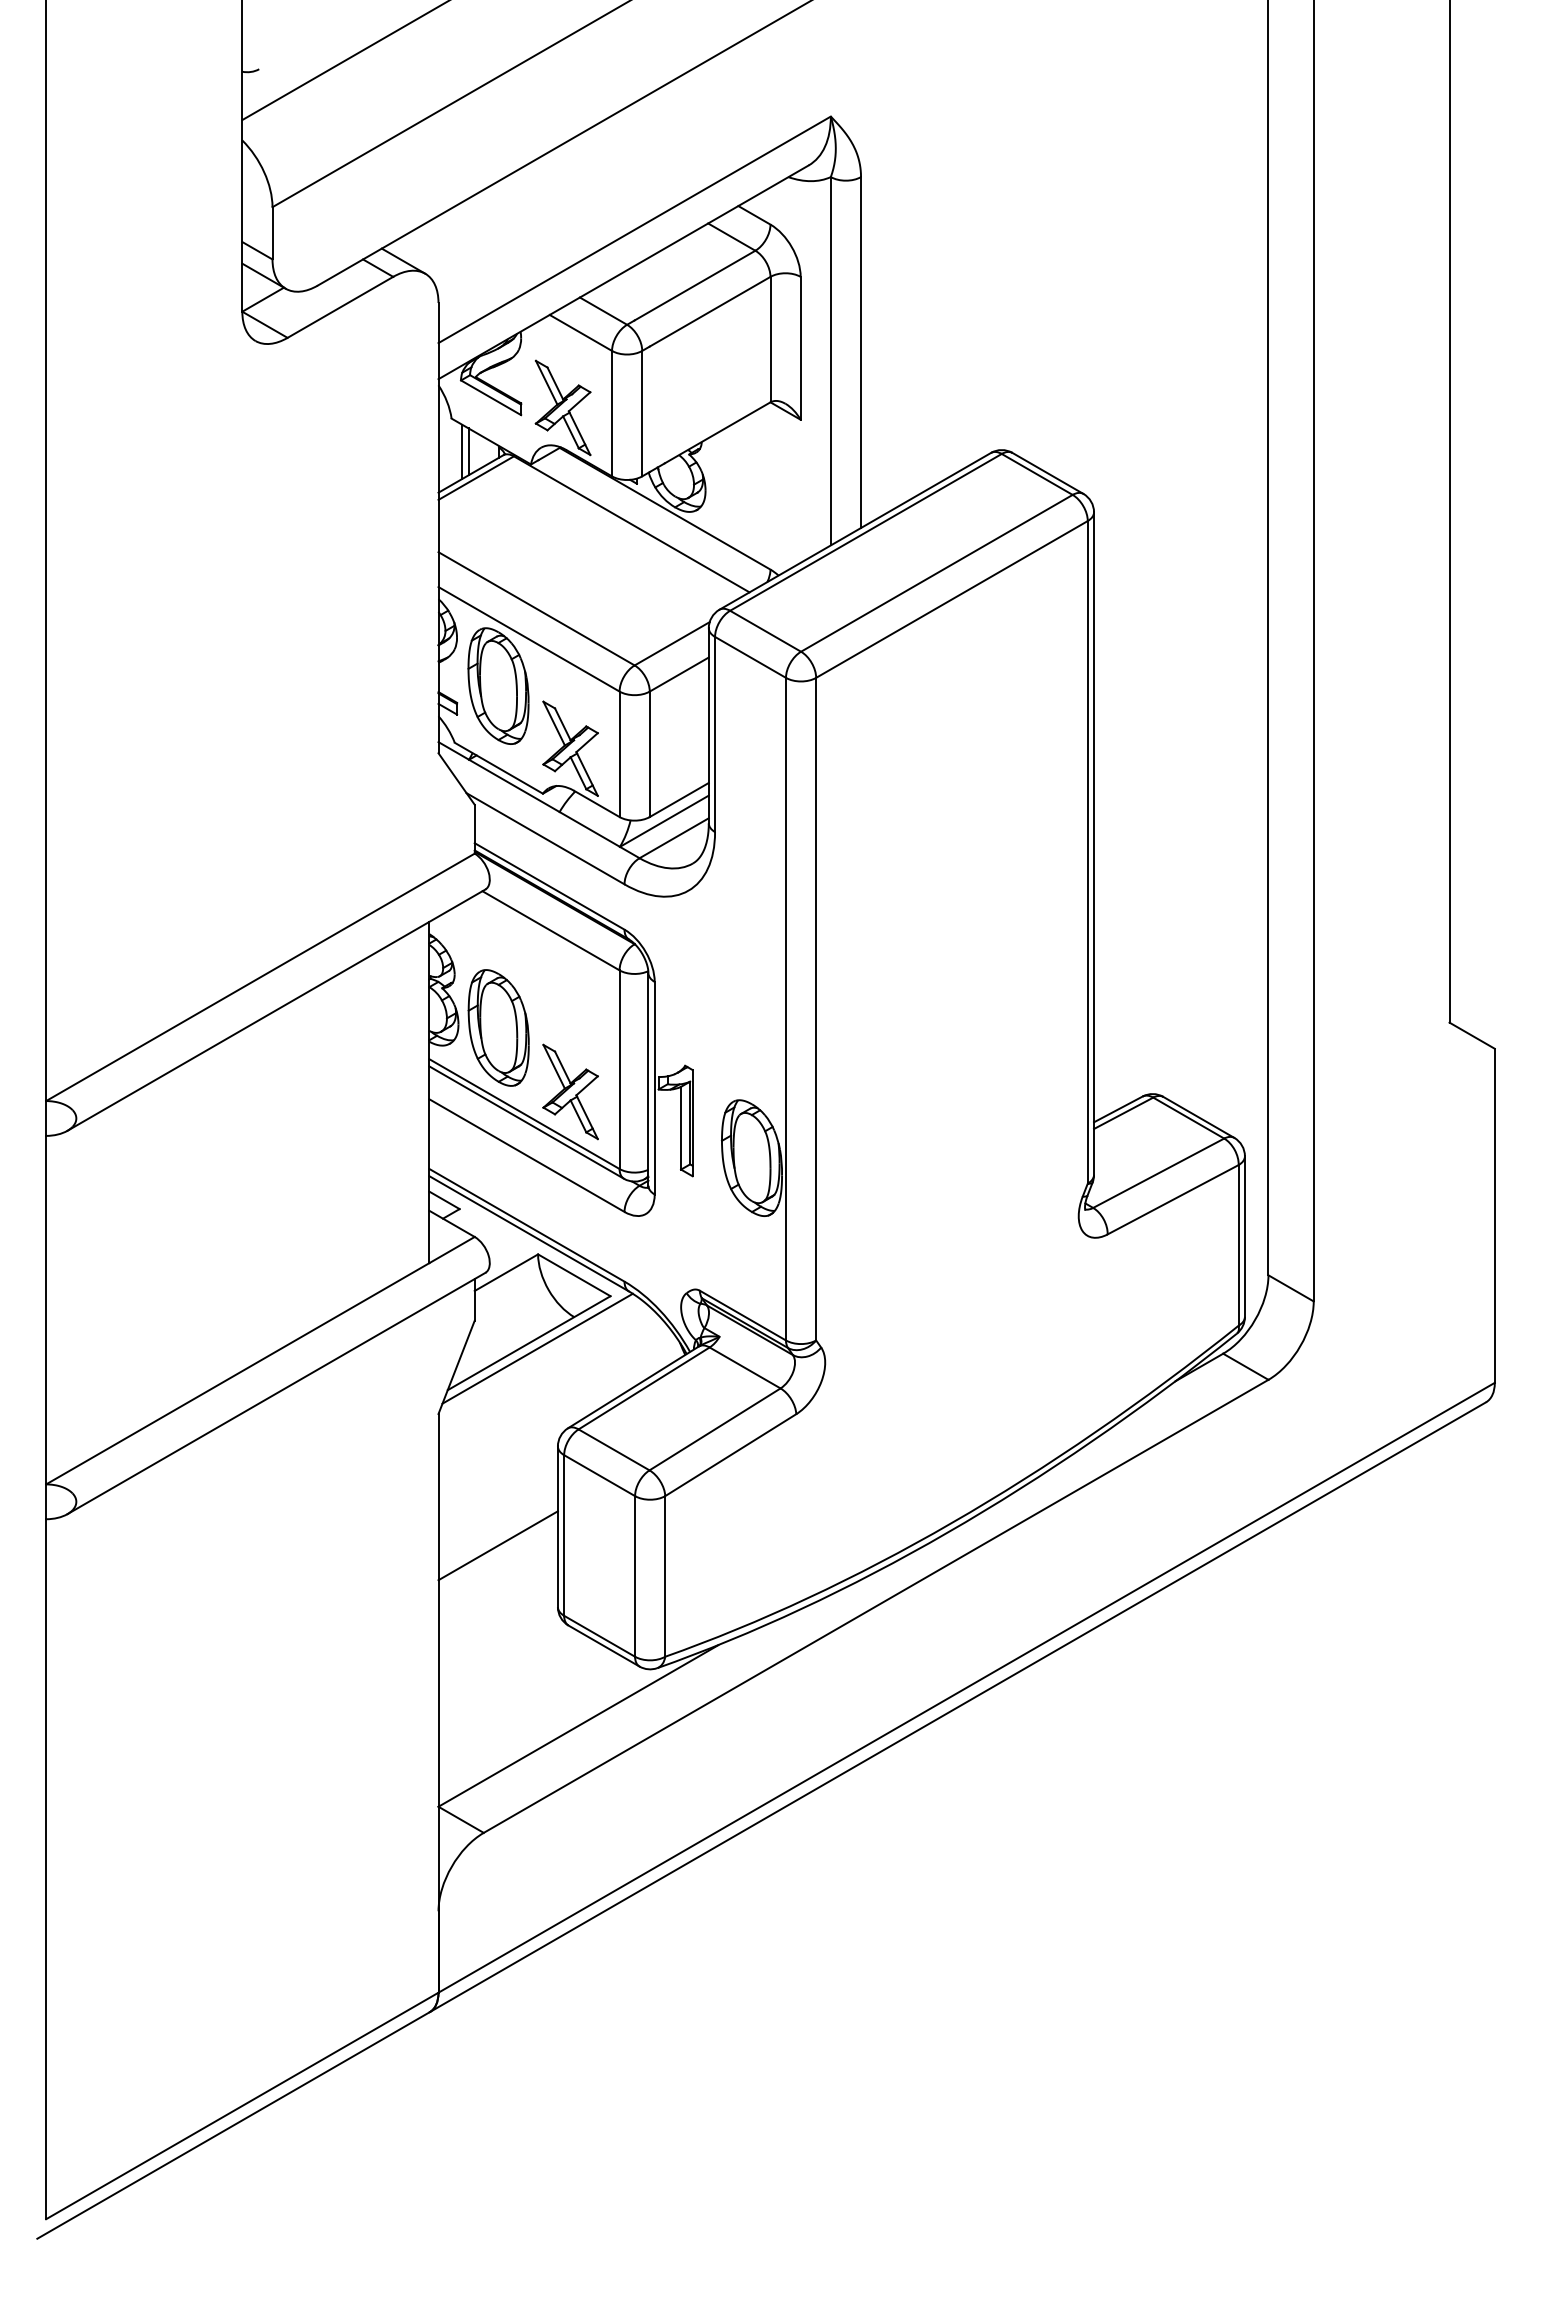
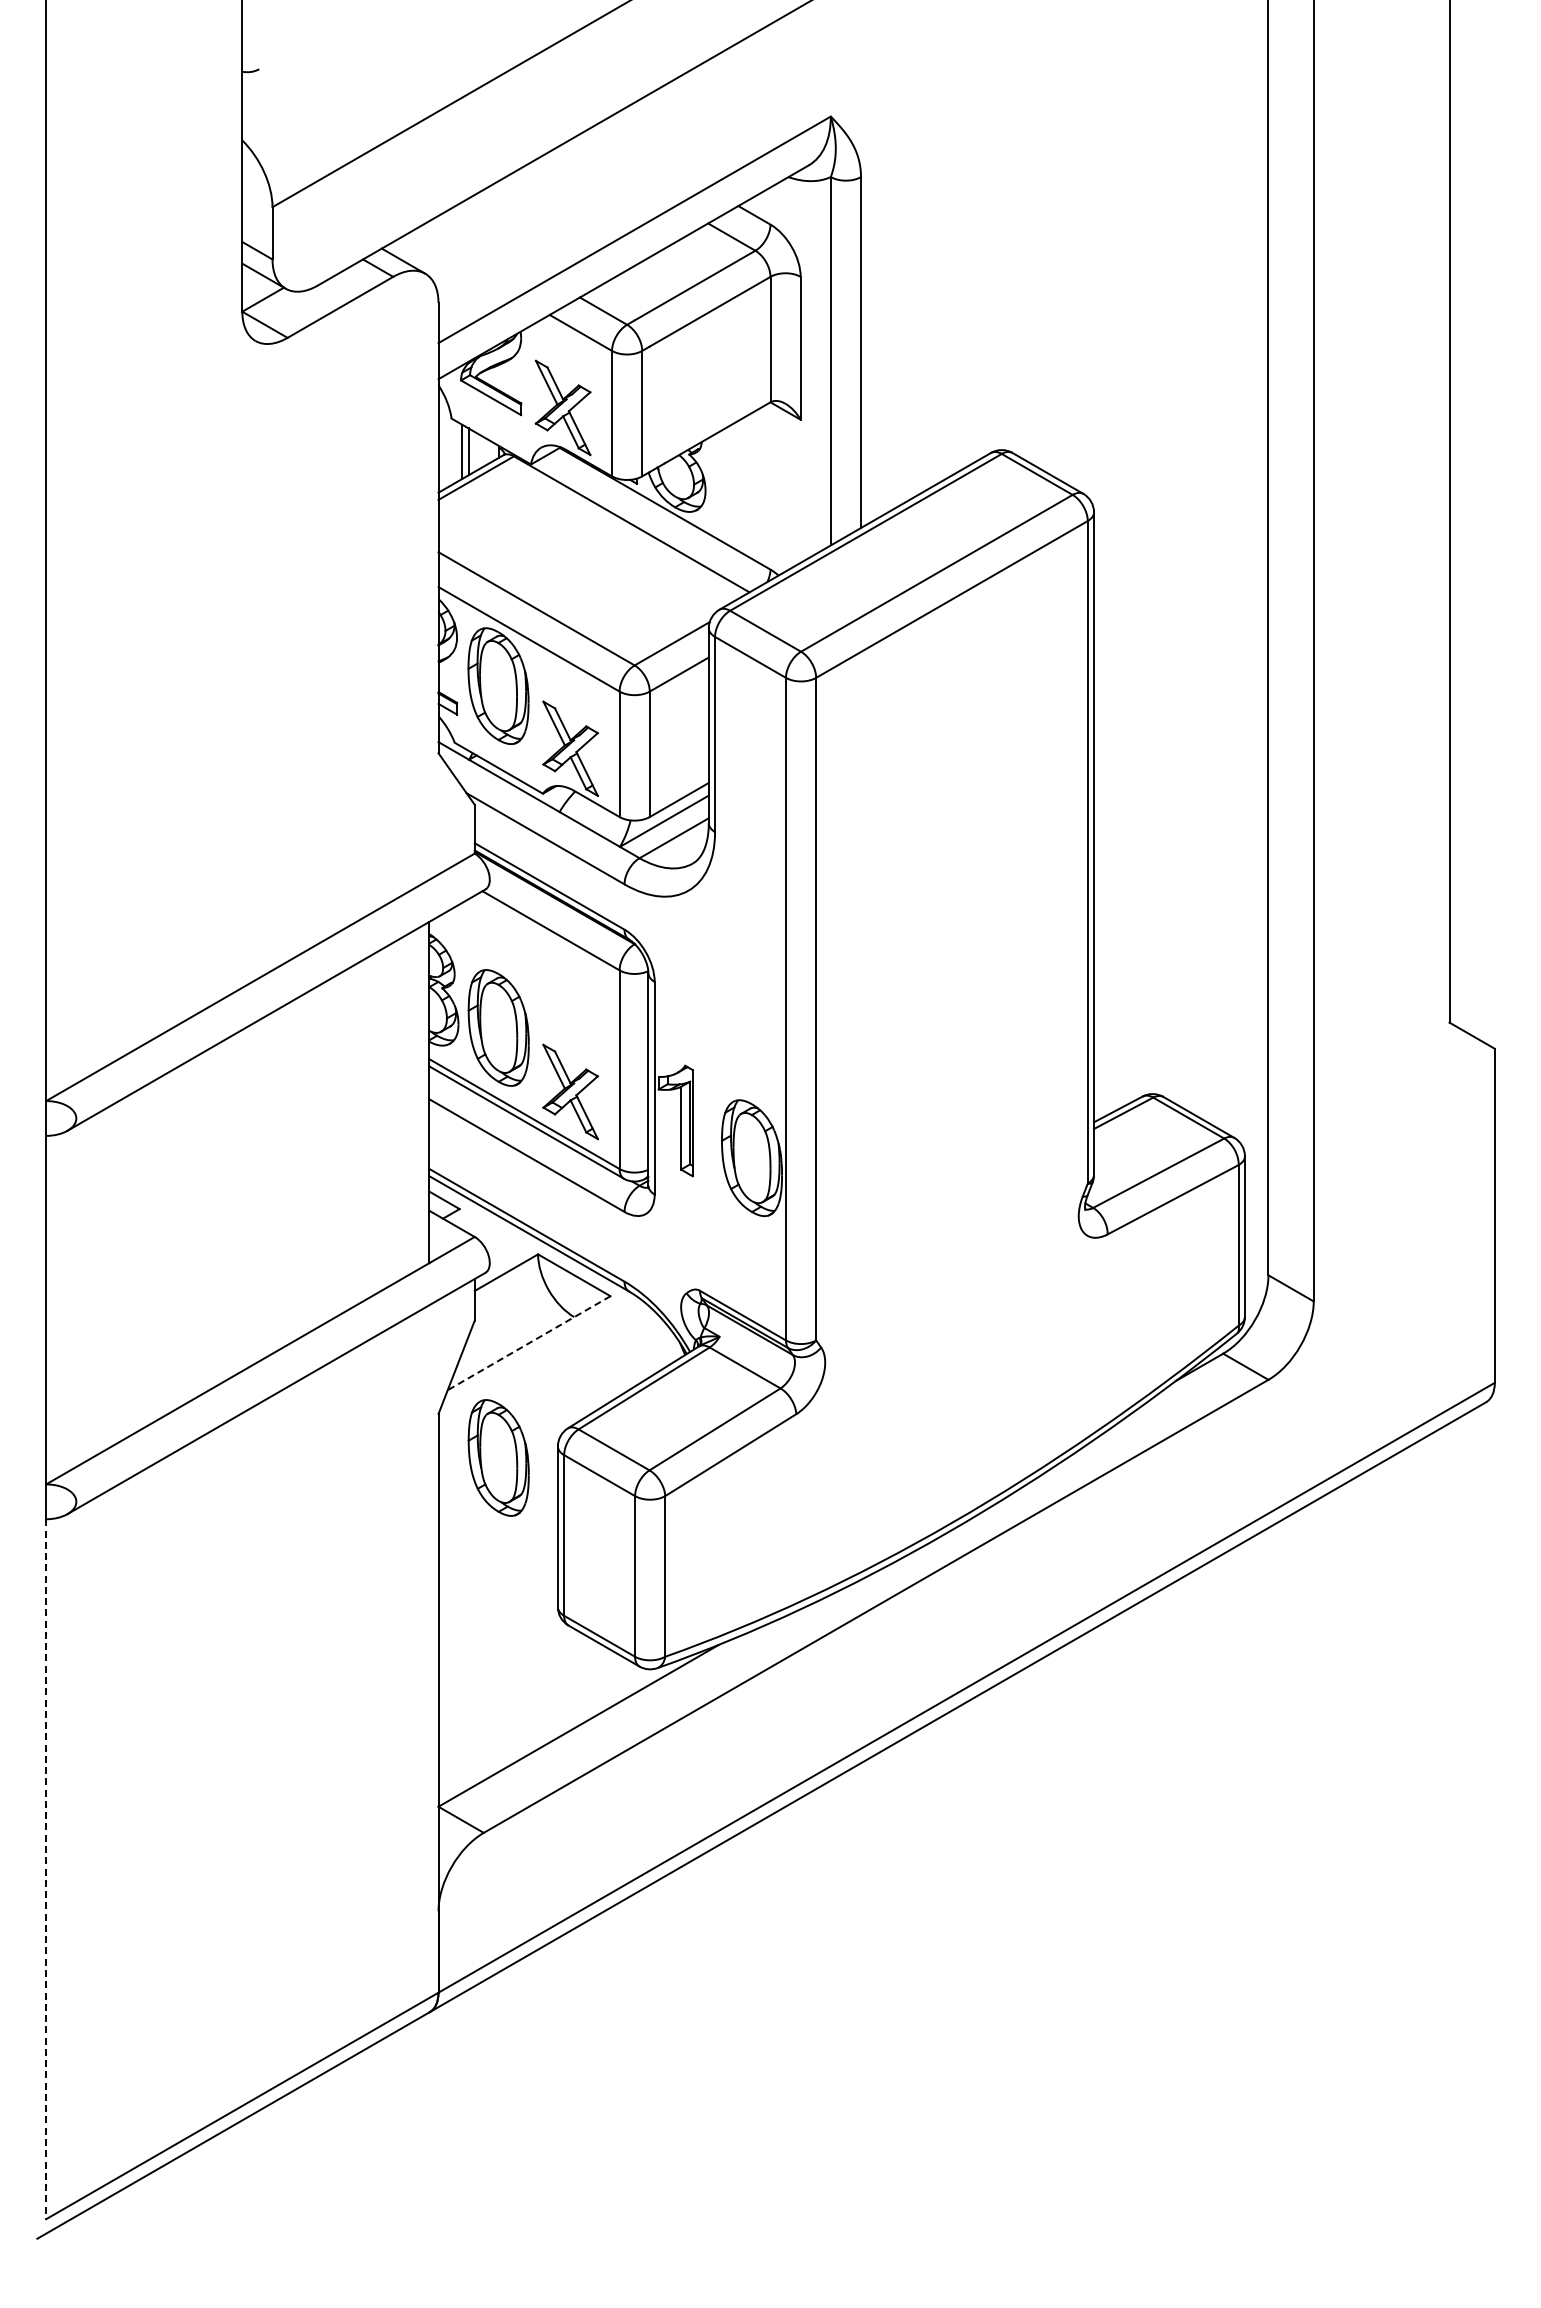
line: present -> none (344, 61)
line: solid -> dashed (529, 1343)
line: present -> none (537, 1348)
part: none -> present (498, 1457)
line: present -> none (497, 1545)
line: solid -> dashed (46, 1869)
